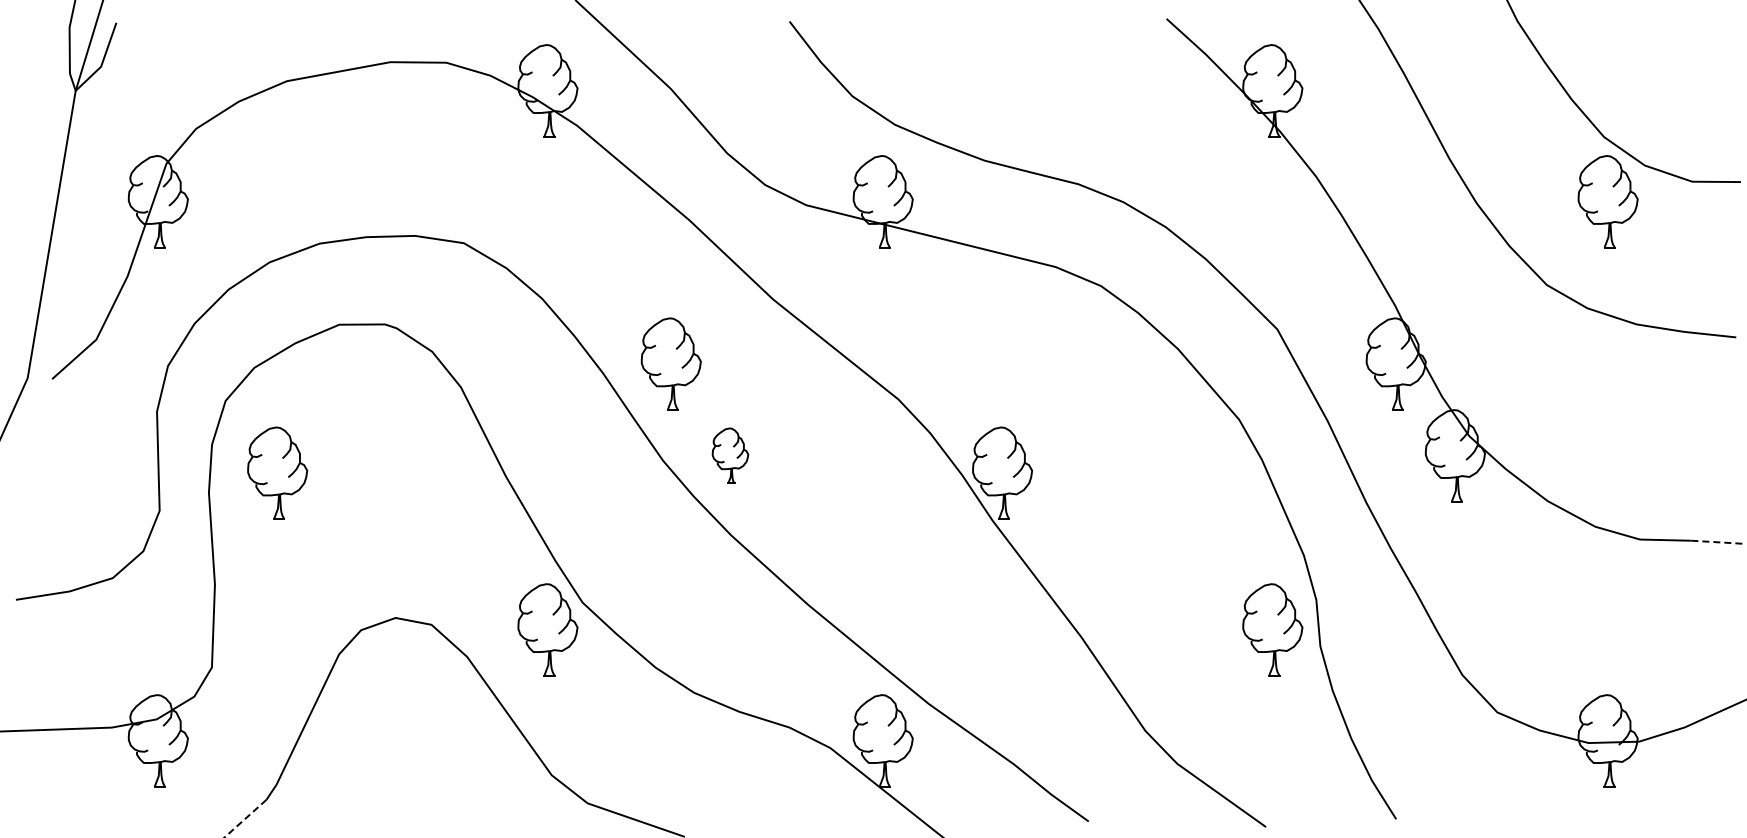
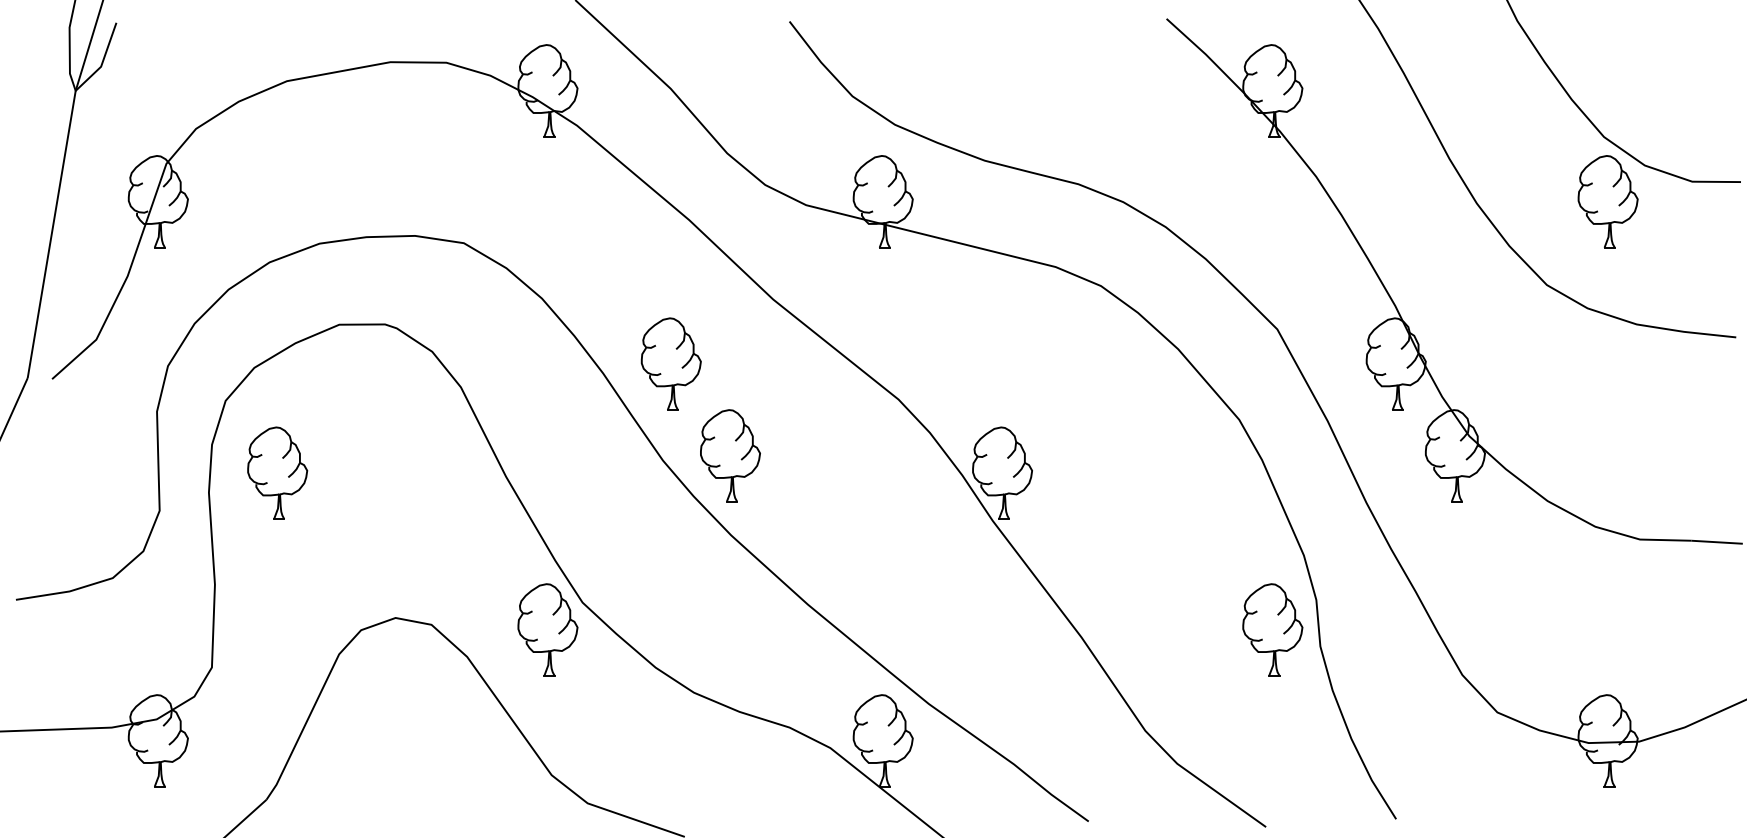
part size: 39x57 px -> 61x94 px (730, 455)
line: dashed -> solid (1717, 542)
line: dashed -> solid (245, 819)
